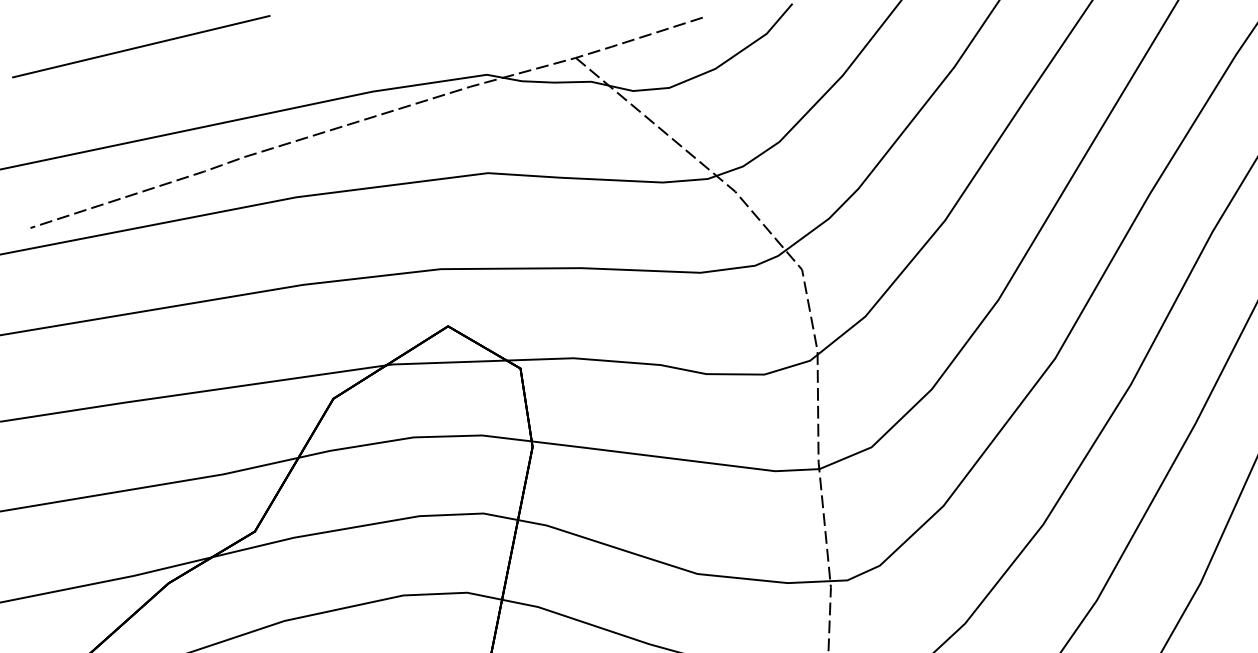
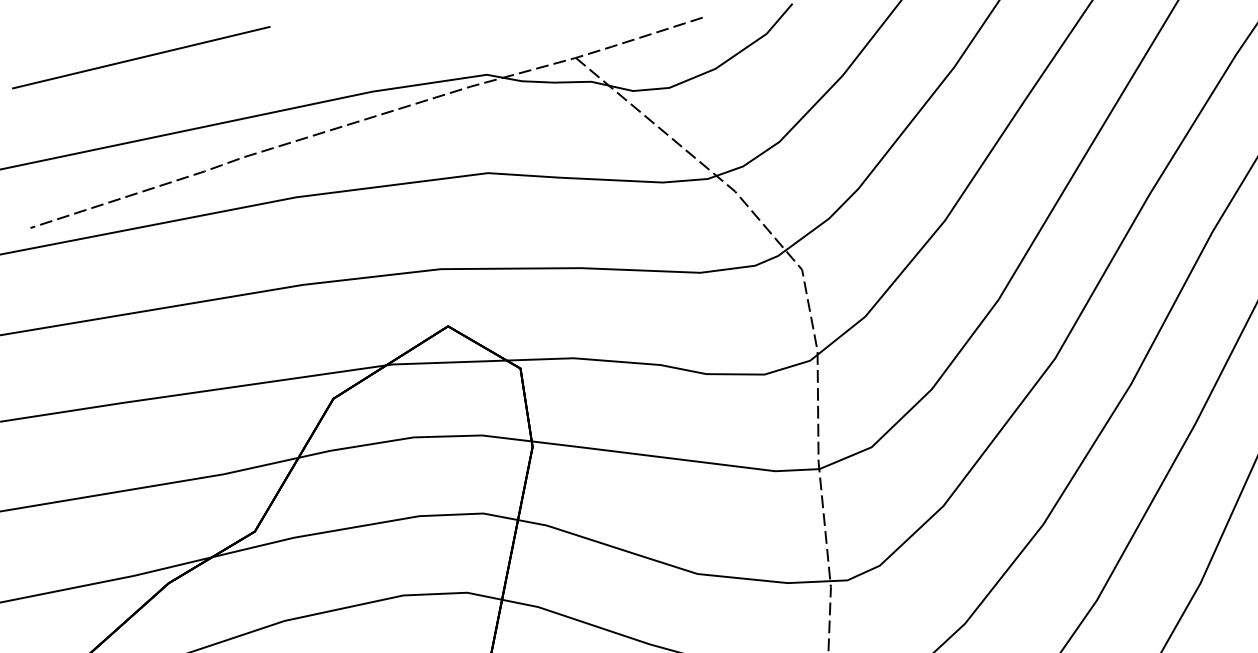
line position: (141, 46) -> (141, 57) (141, 57)
